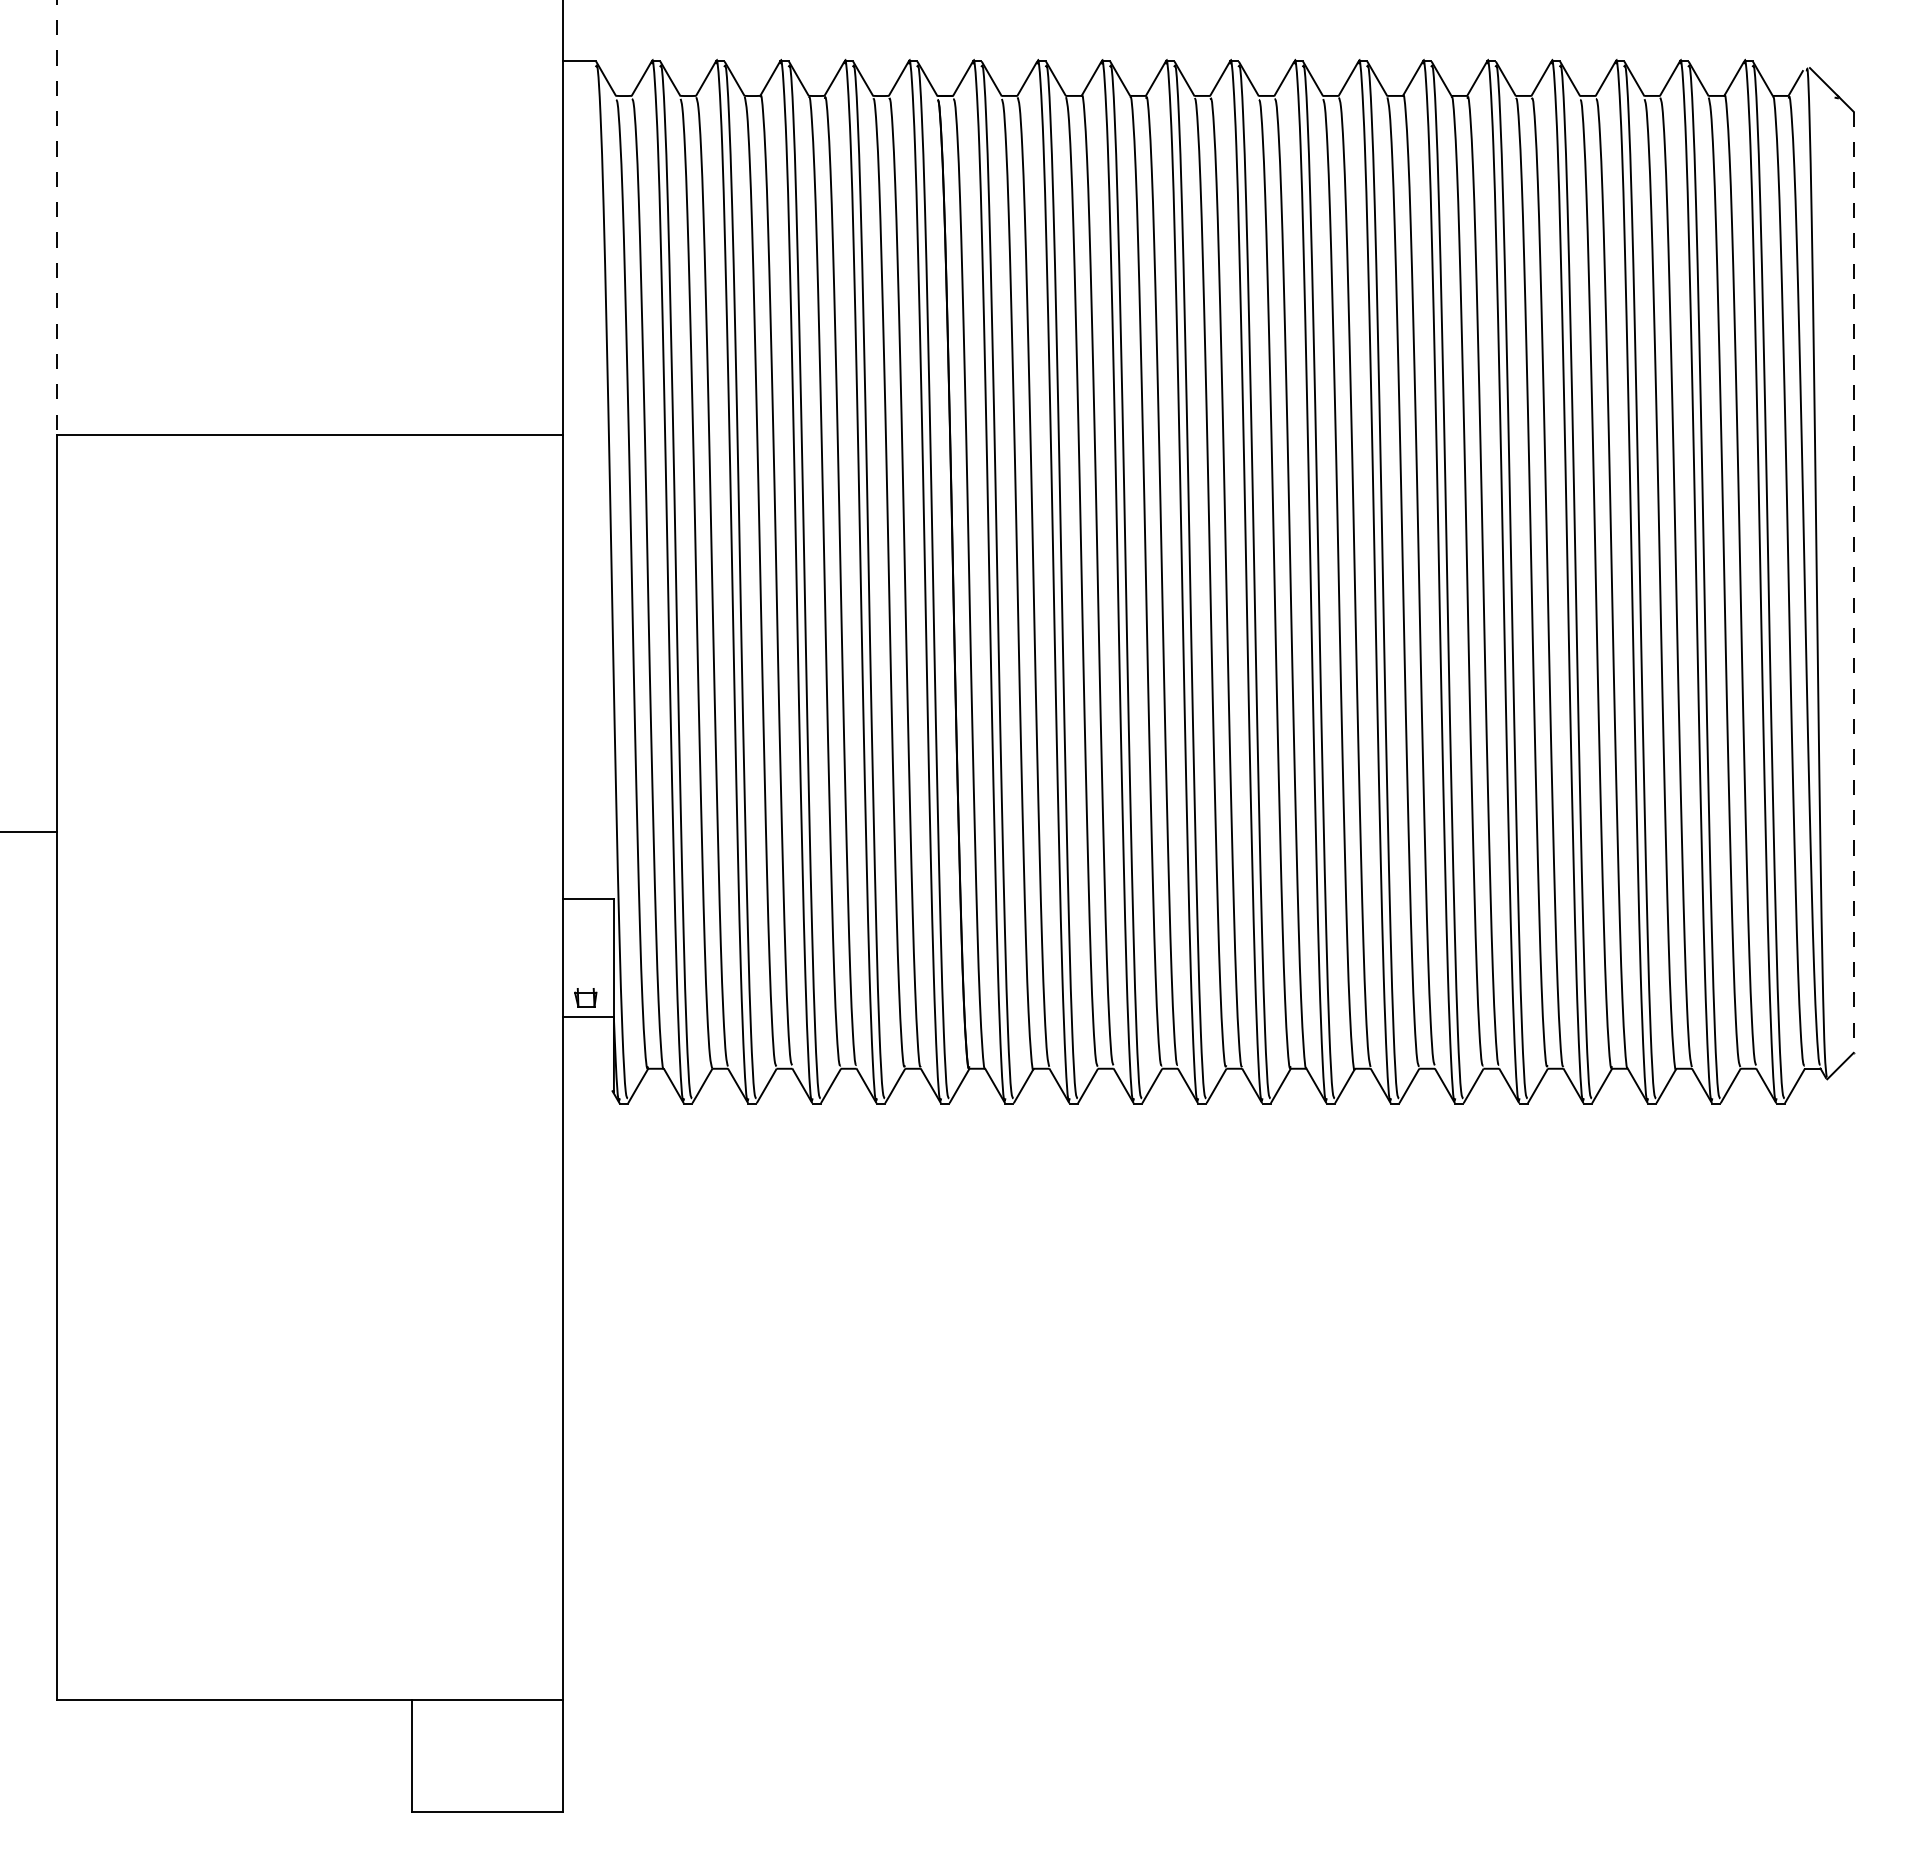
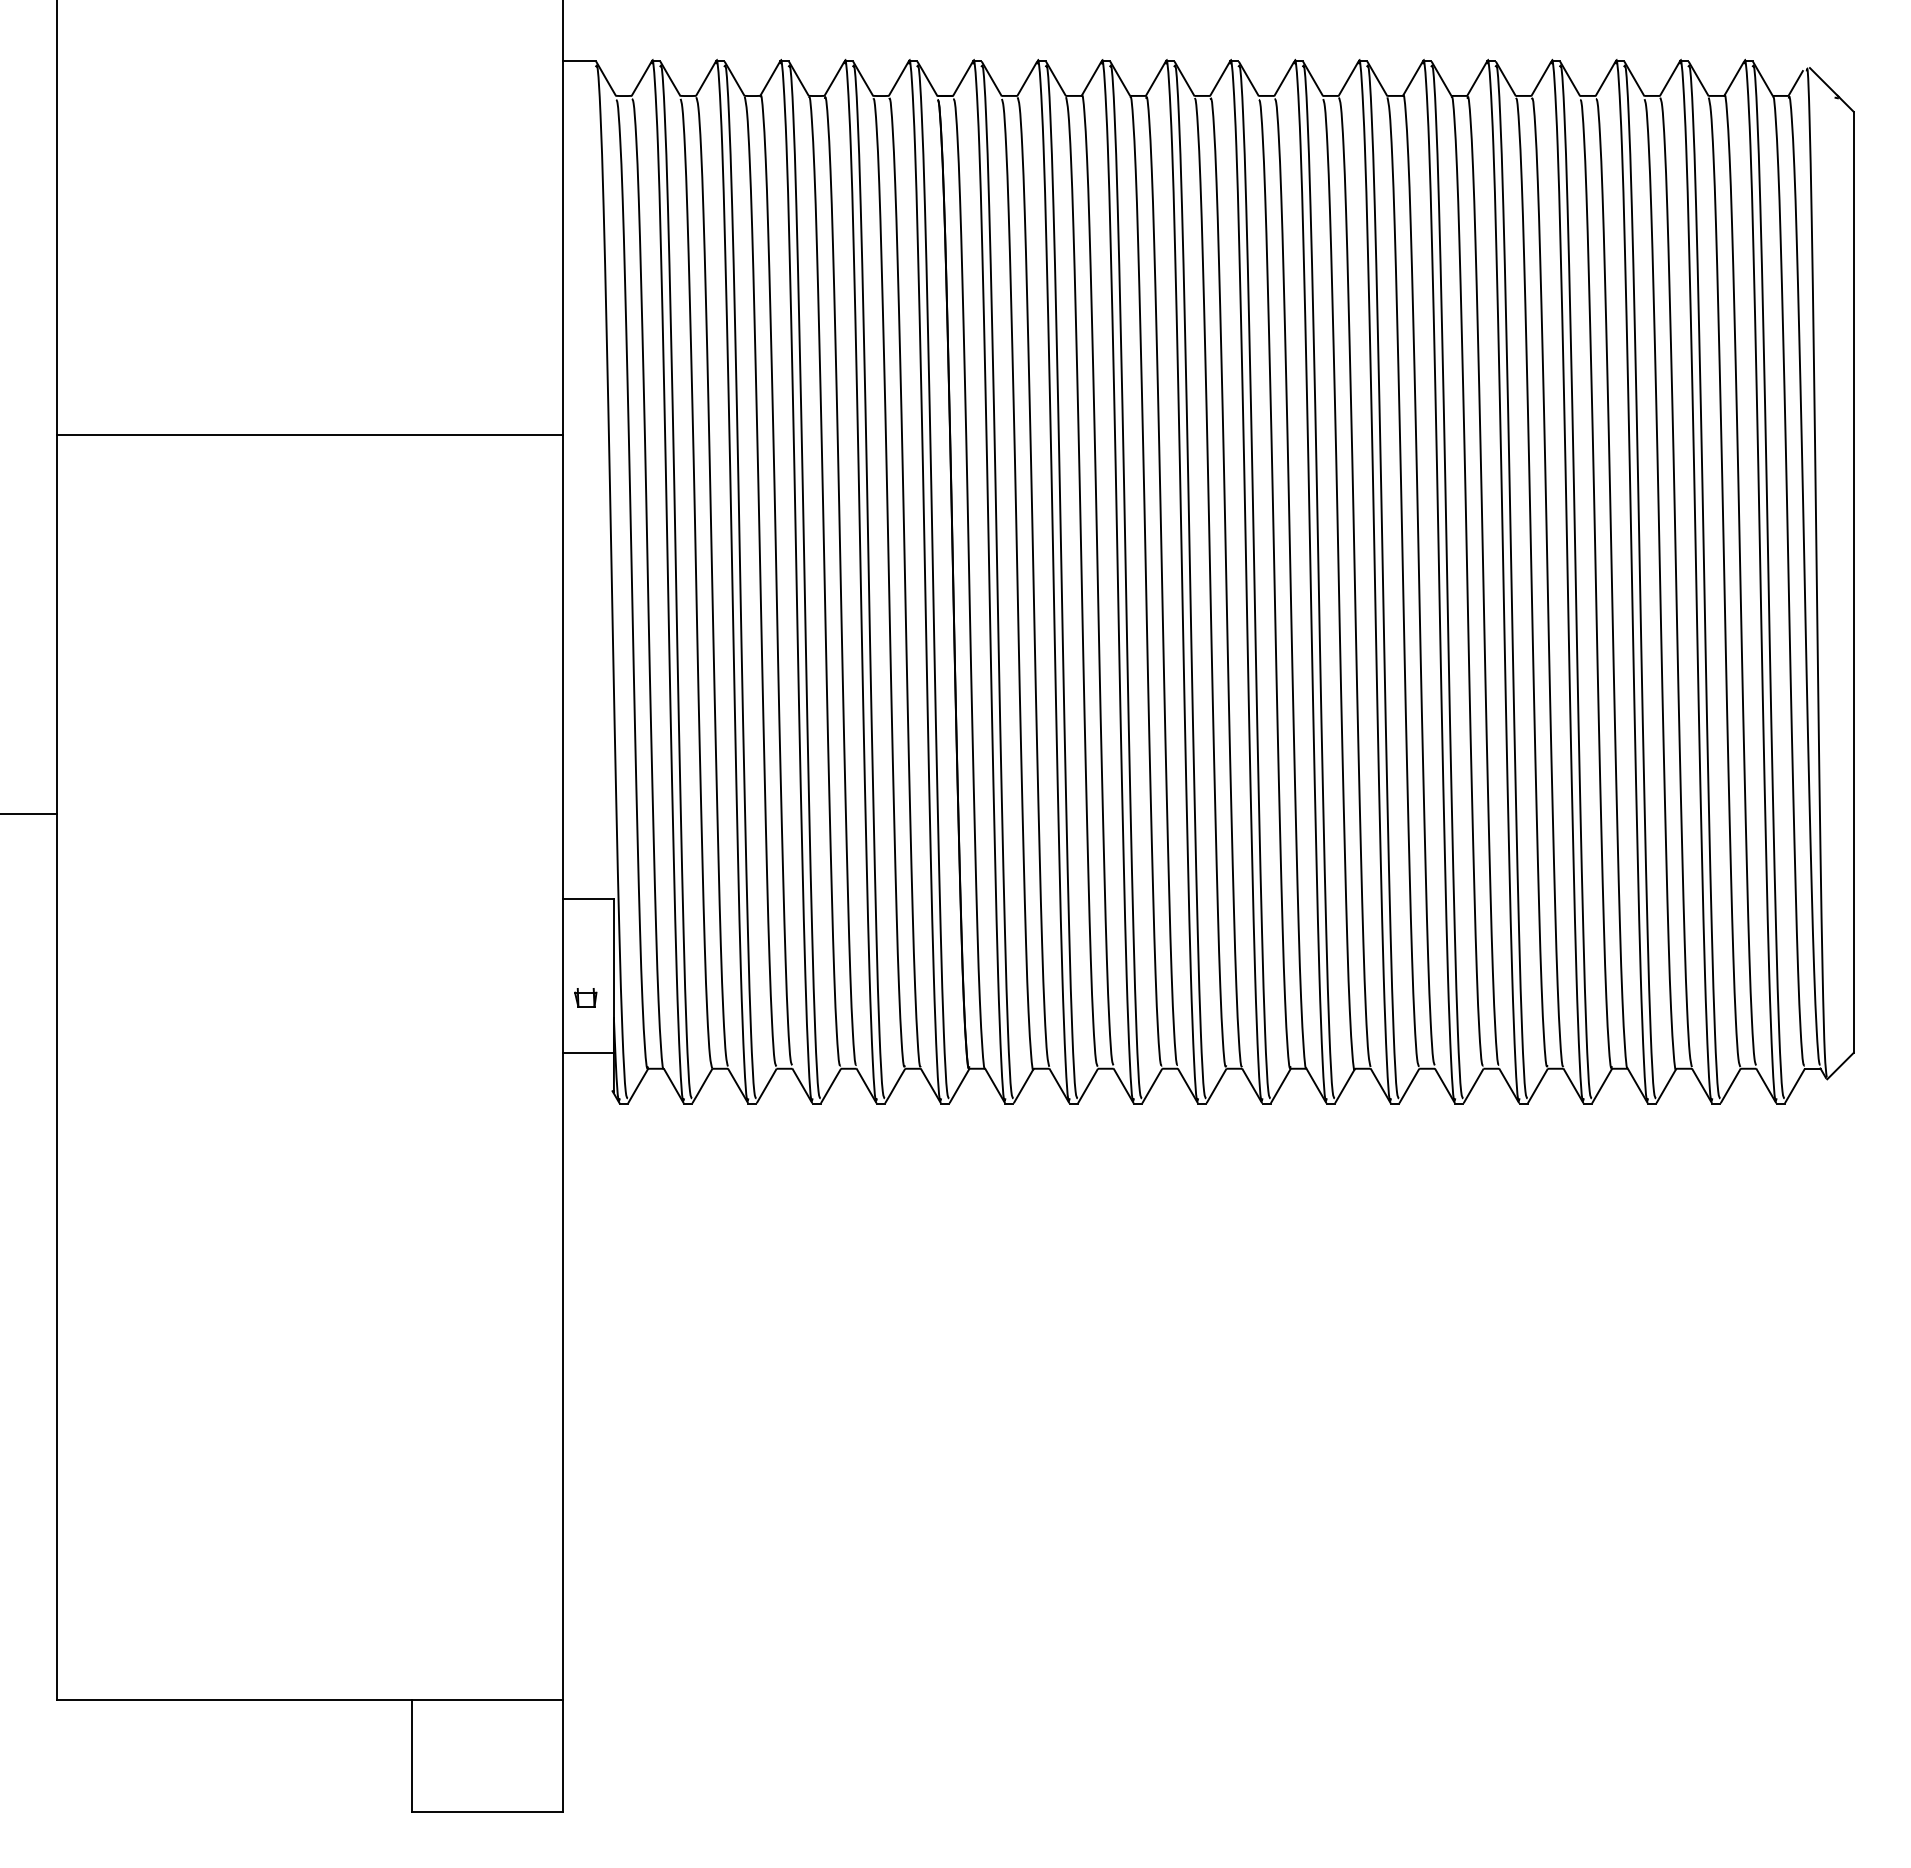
line: dashed -> solid (57, 217)
line: dashed -> solid (1853, 582)
line position: (29, 832) -> (29, 814) (29, 814)
line position: (588, 1017) -> (588, 1053) (588, 1053)
